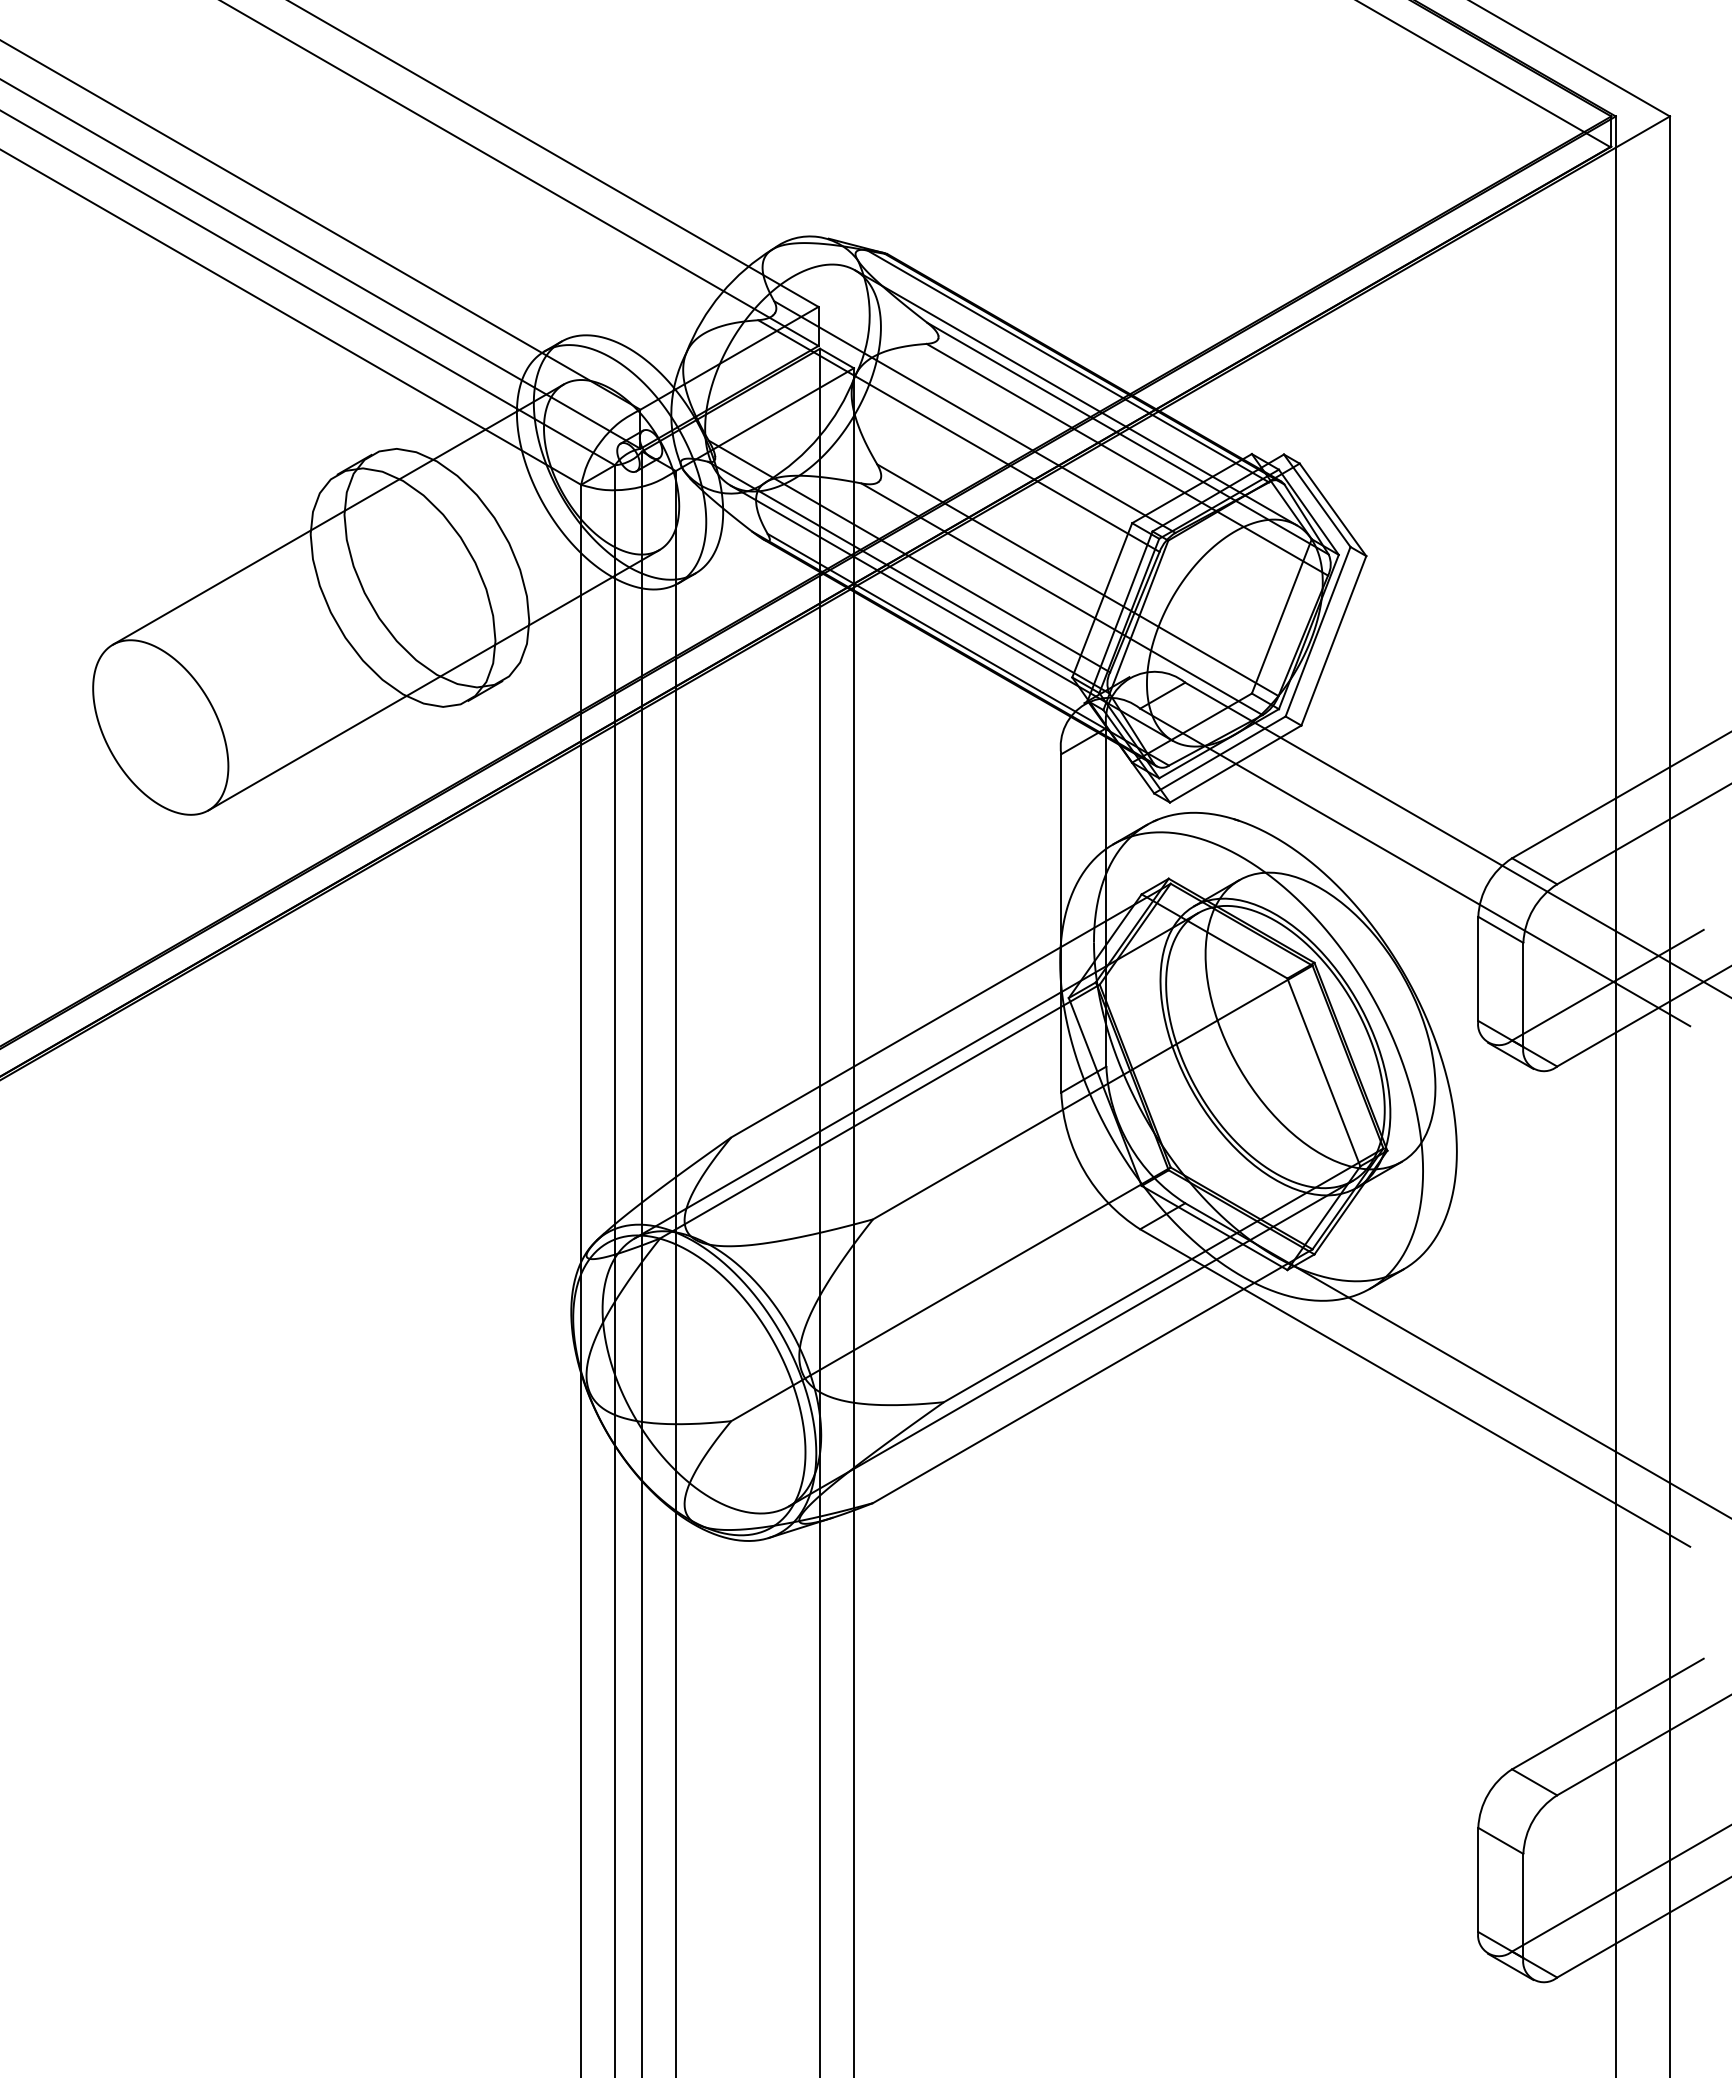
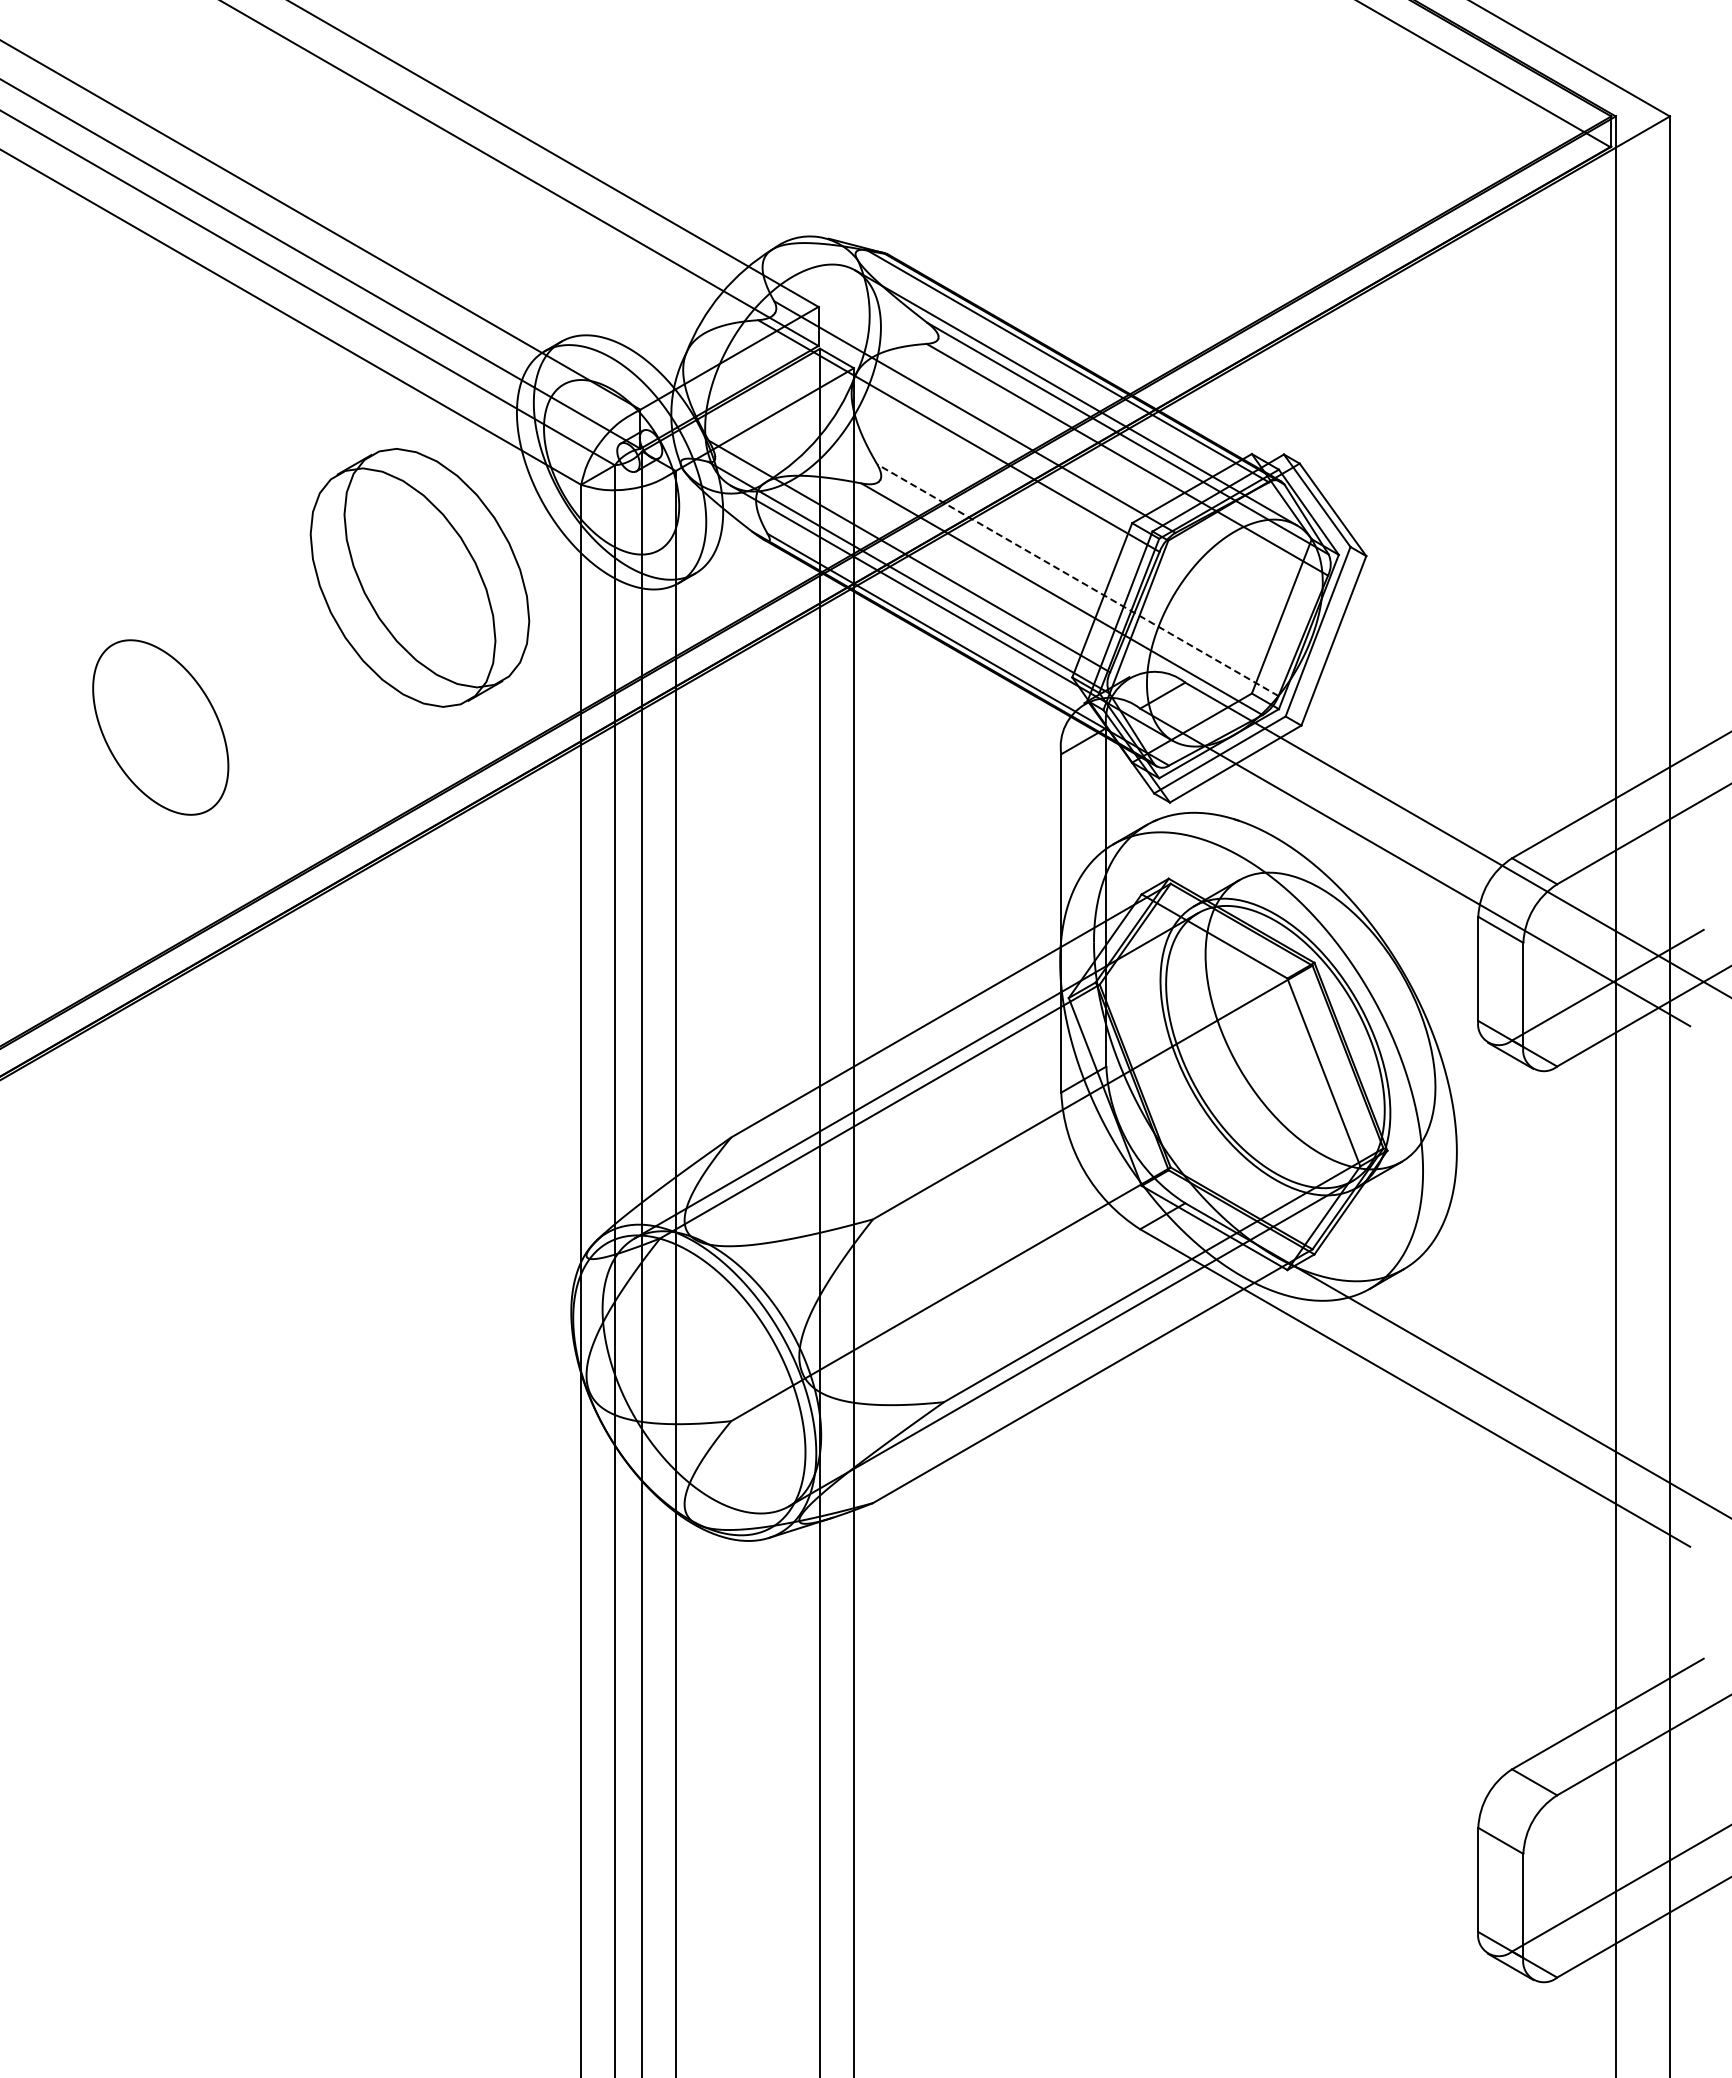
line: present -> none (337, 514)
line: solid -> dashed (1077, 580)
line: present -> none (433, 680)
